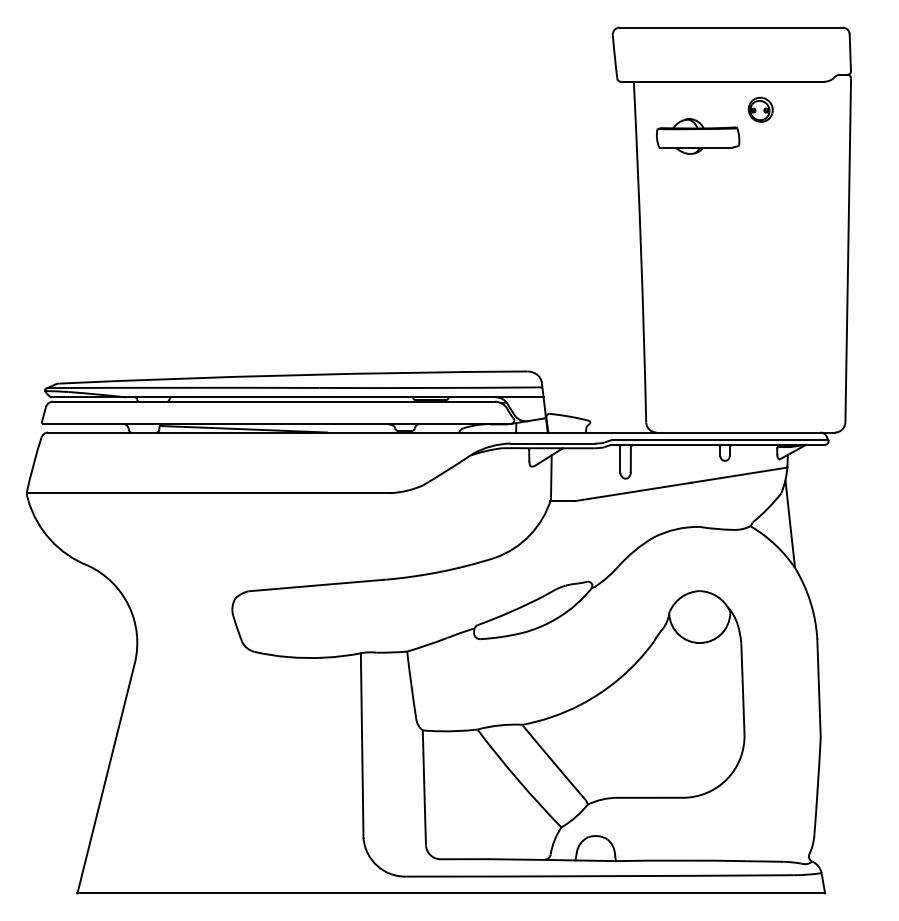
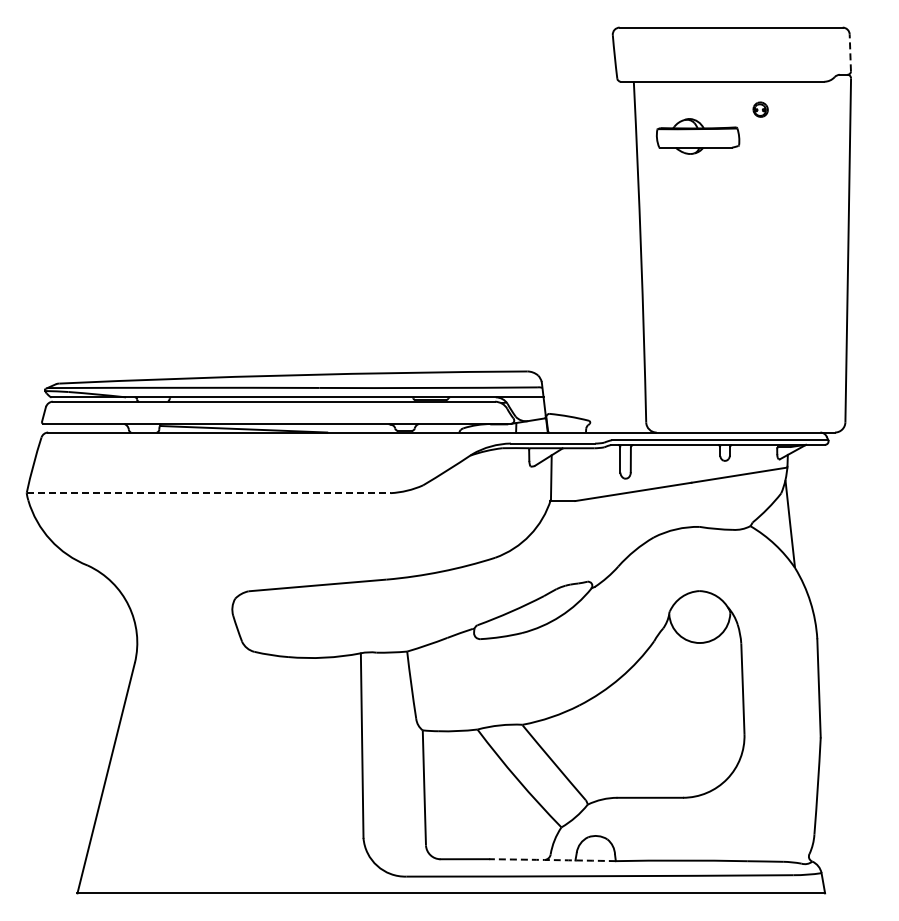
line: solid -> dashed (850, 52)
part size: 27x27 px -> 17x17 px (760, 109)
line: solid -> dashed (208, 493)
arc: solid -> dashed (552, 860)
